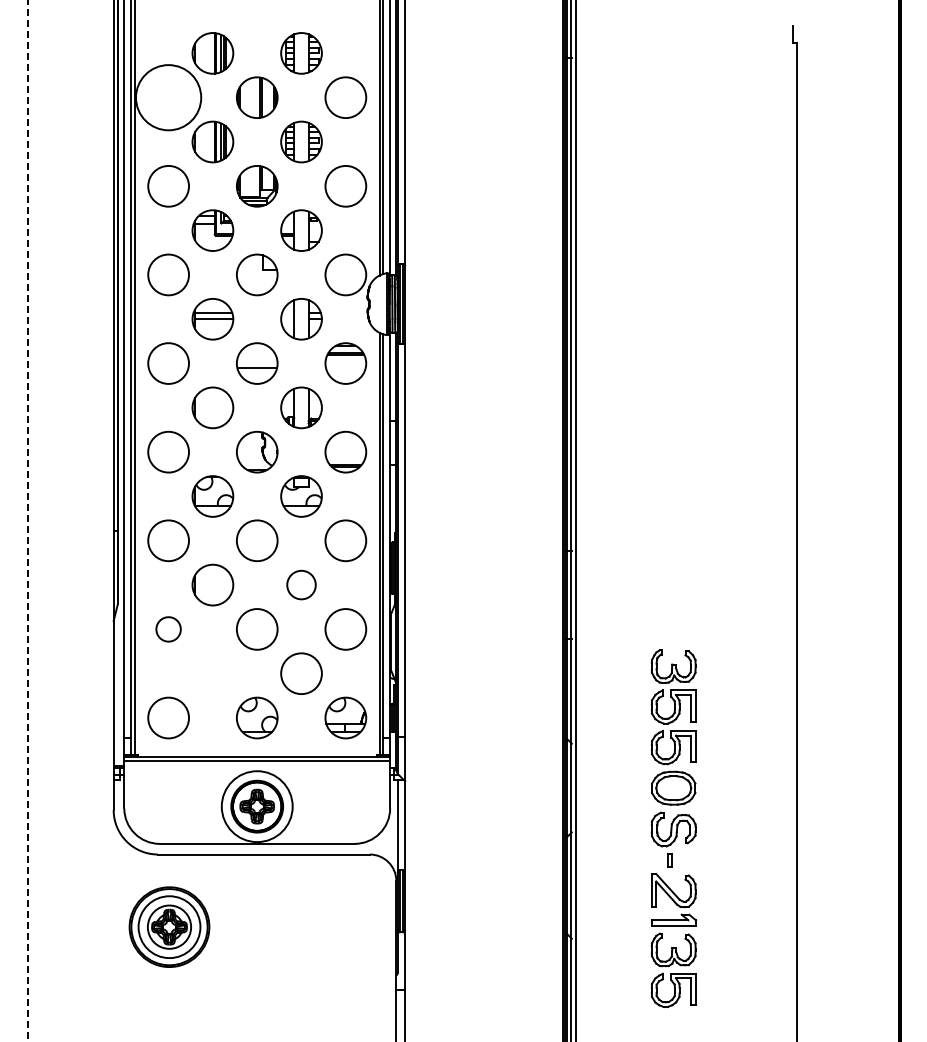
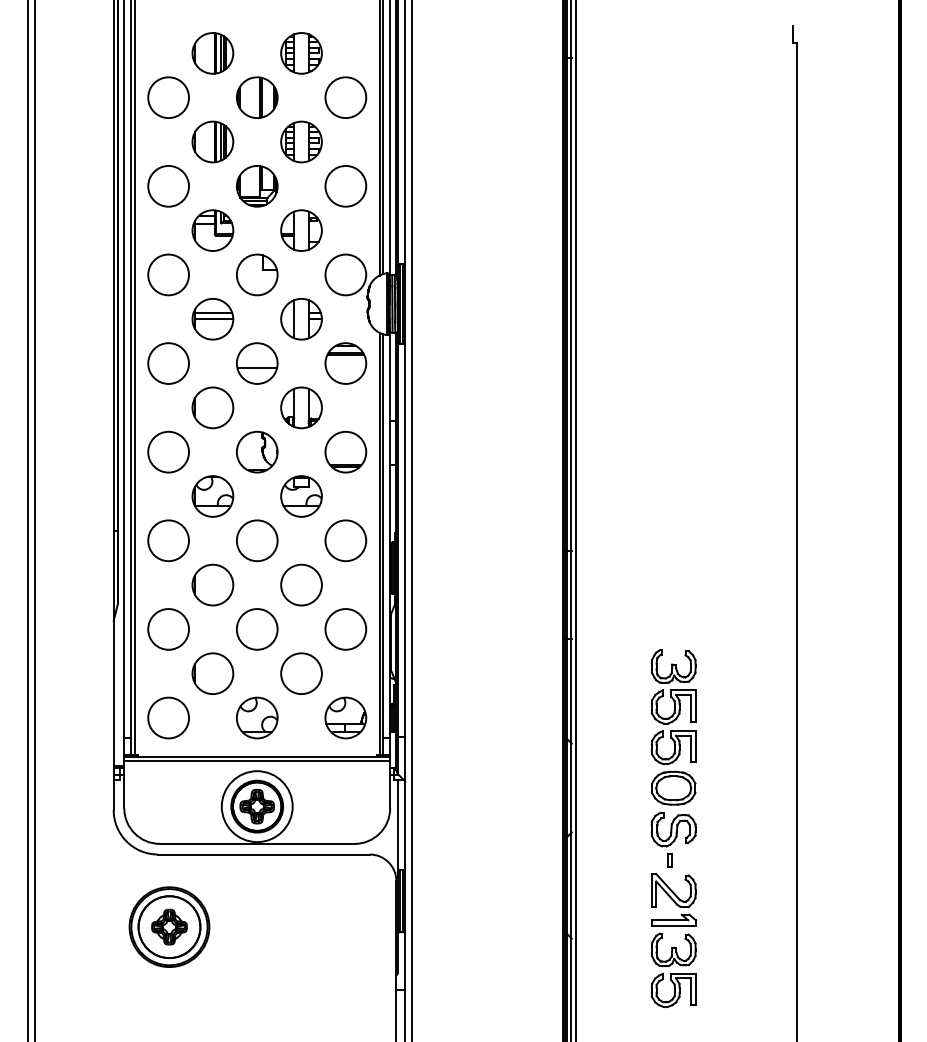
circle diameter: 65 px -> 41 px (168, 97)
line: dashed -> solid (27, 520)
line: none -> present (34, 520)
line: none -> present (412, 520)
circle size: 31x32 px -> 43x44 px (301, 584)
circle diameter: 24 px -> 41 px (168, 629)
part: none -> present (212, 673)
circle diameter: 43 px -> 62 px (169, 927)
